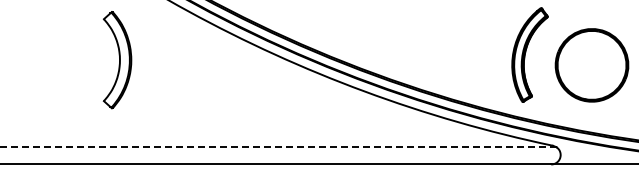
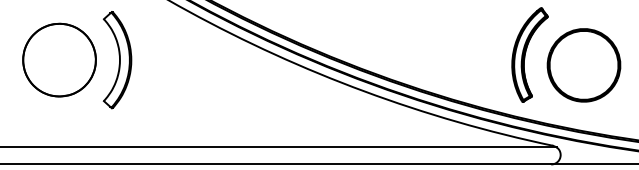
part: none -> present (59, 59)
part position: (591, 65) -> (583, 65) (583, 65)
line: dashed -> solid (278, 147)
